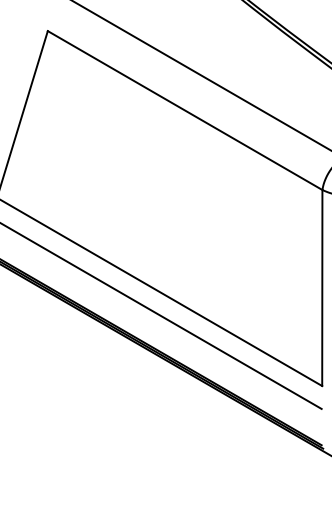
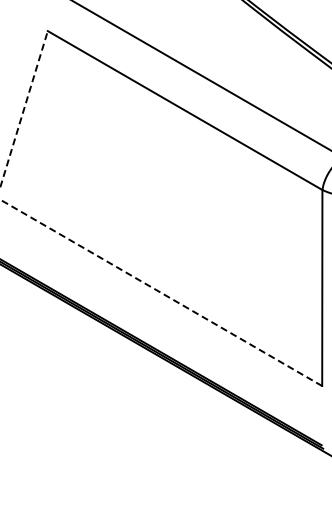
line: solid -> dashed (24, 109)
line: solid -> dashed (161, 292)
line: present -> none (161, 316)
